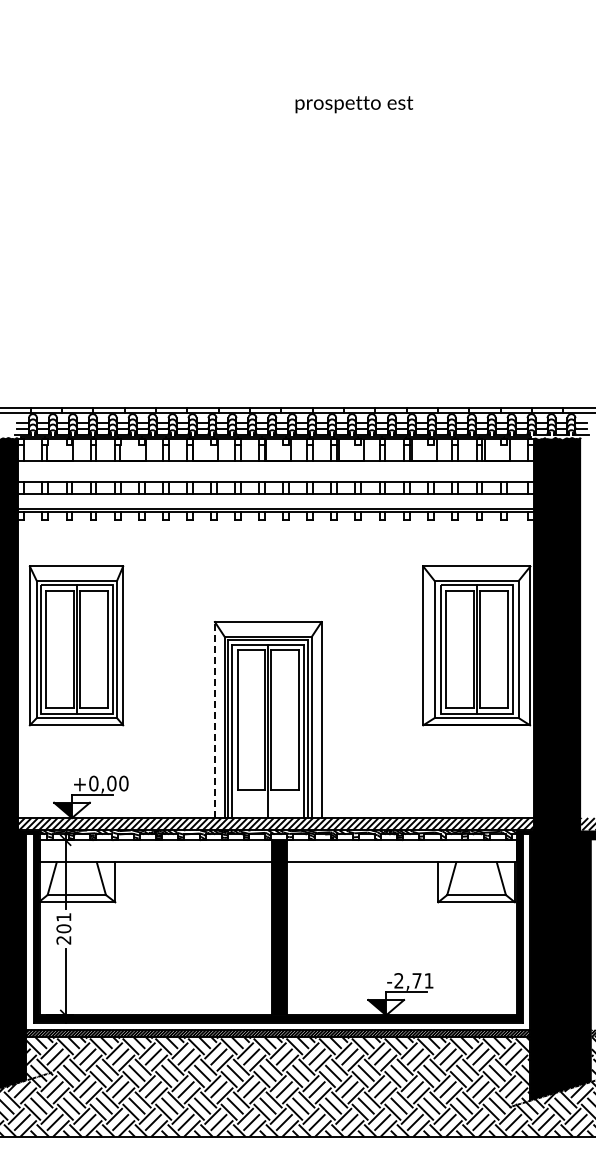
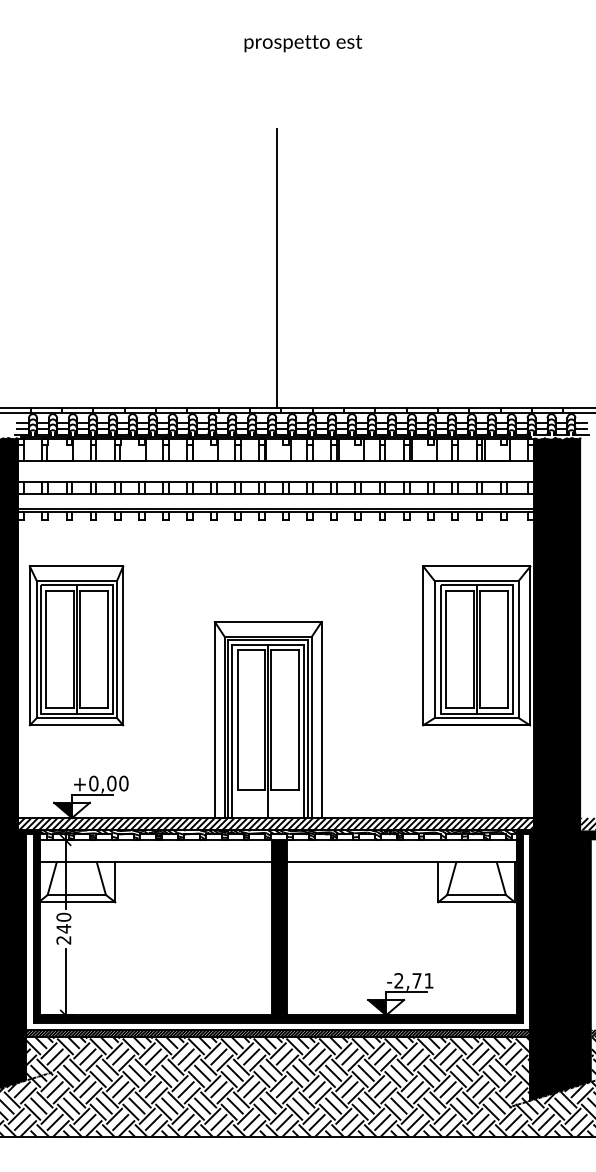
text position: (354, 104) -> (303, 43) (303, 43)
line: none -> present (277, 268)
line: dashed -> solid (214, 719)
text: 201 -> 240 (63, 922)
